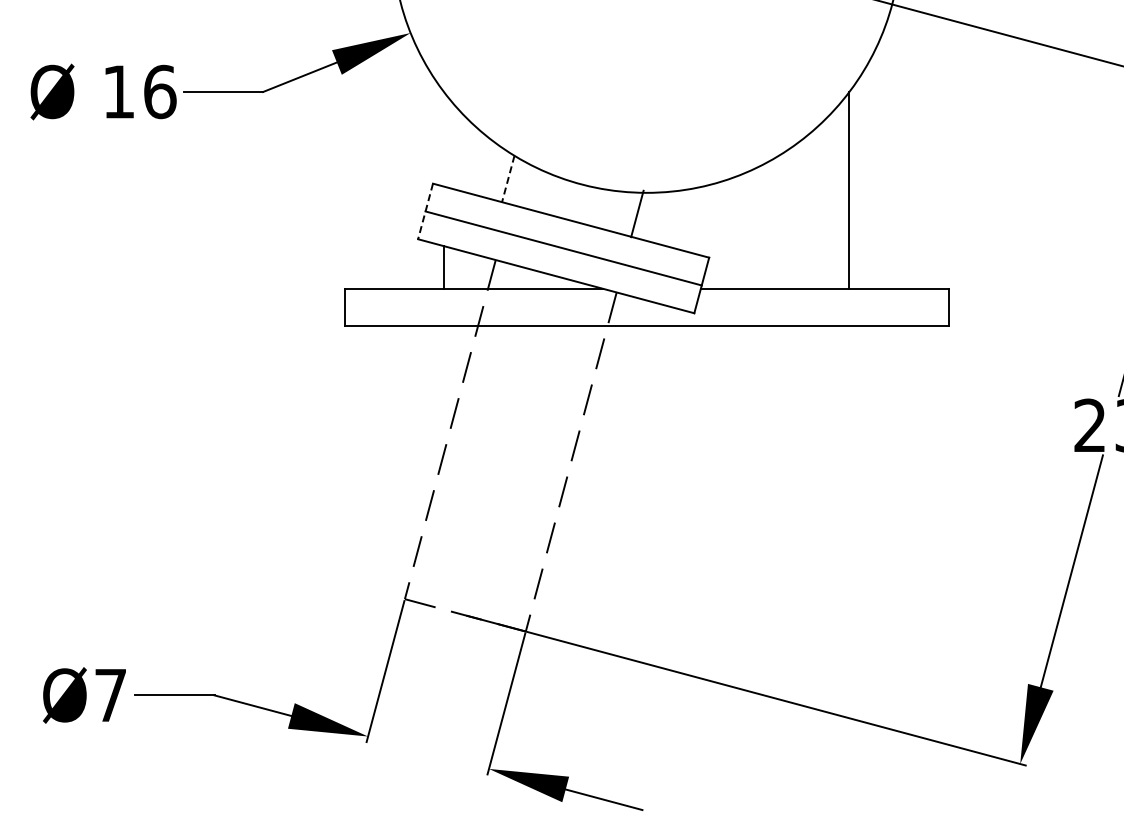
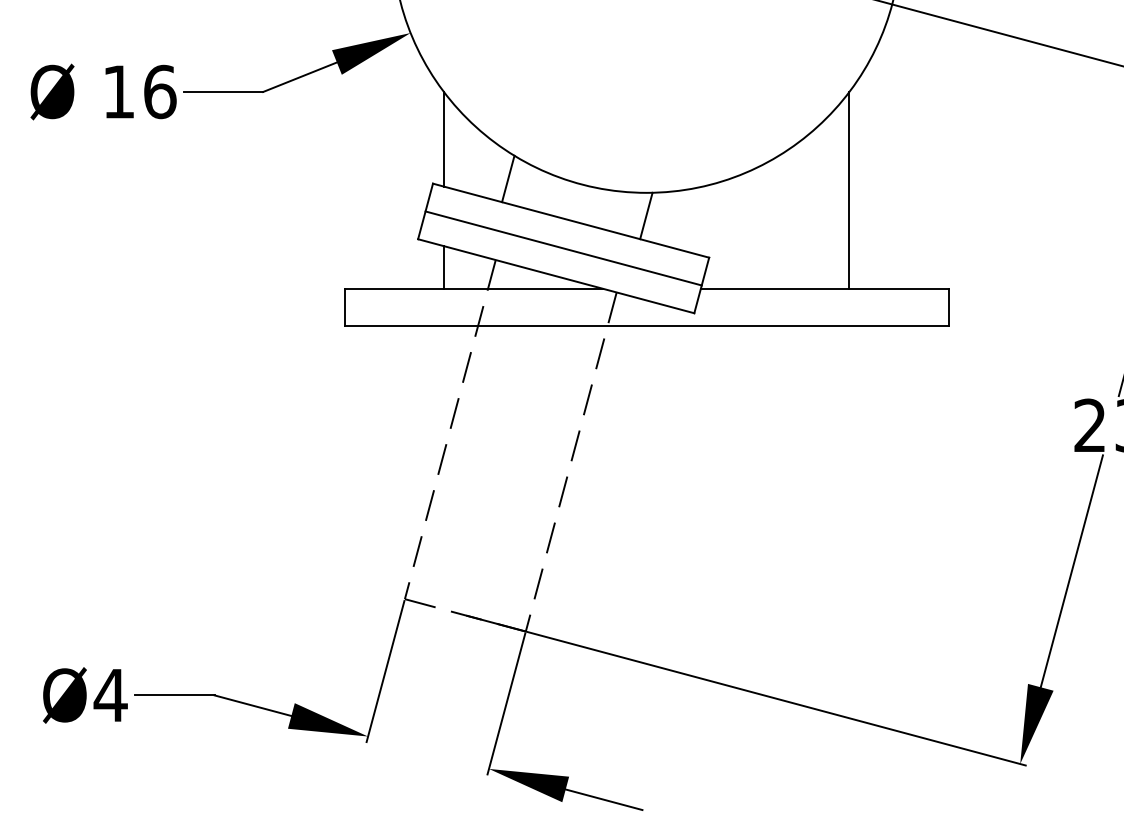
line: none -> present (444, 139)
line: dashed -> solid (508, 179)
line: dashed -> solid (425, 211)
line position: (637, 213) -> (646, 215) (646, 215)
text: Ø7 -> Ø4 (110, 695)
